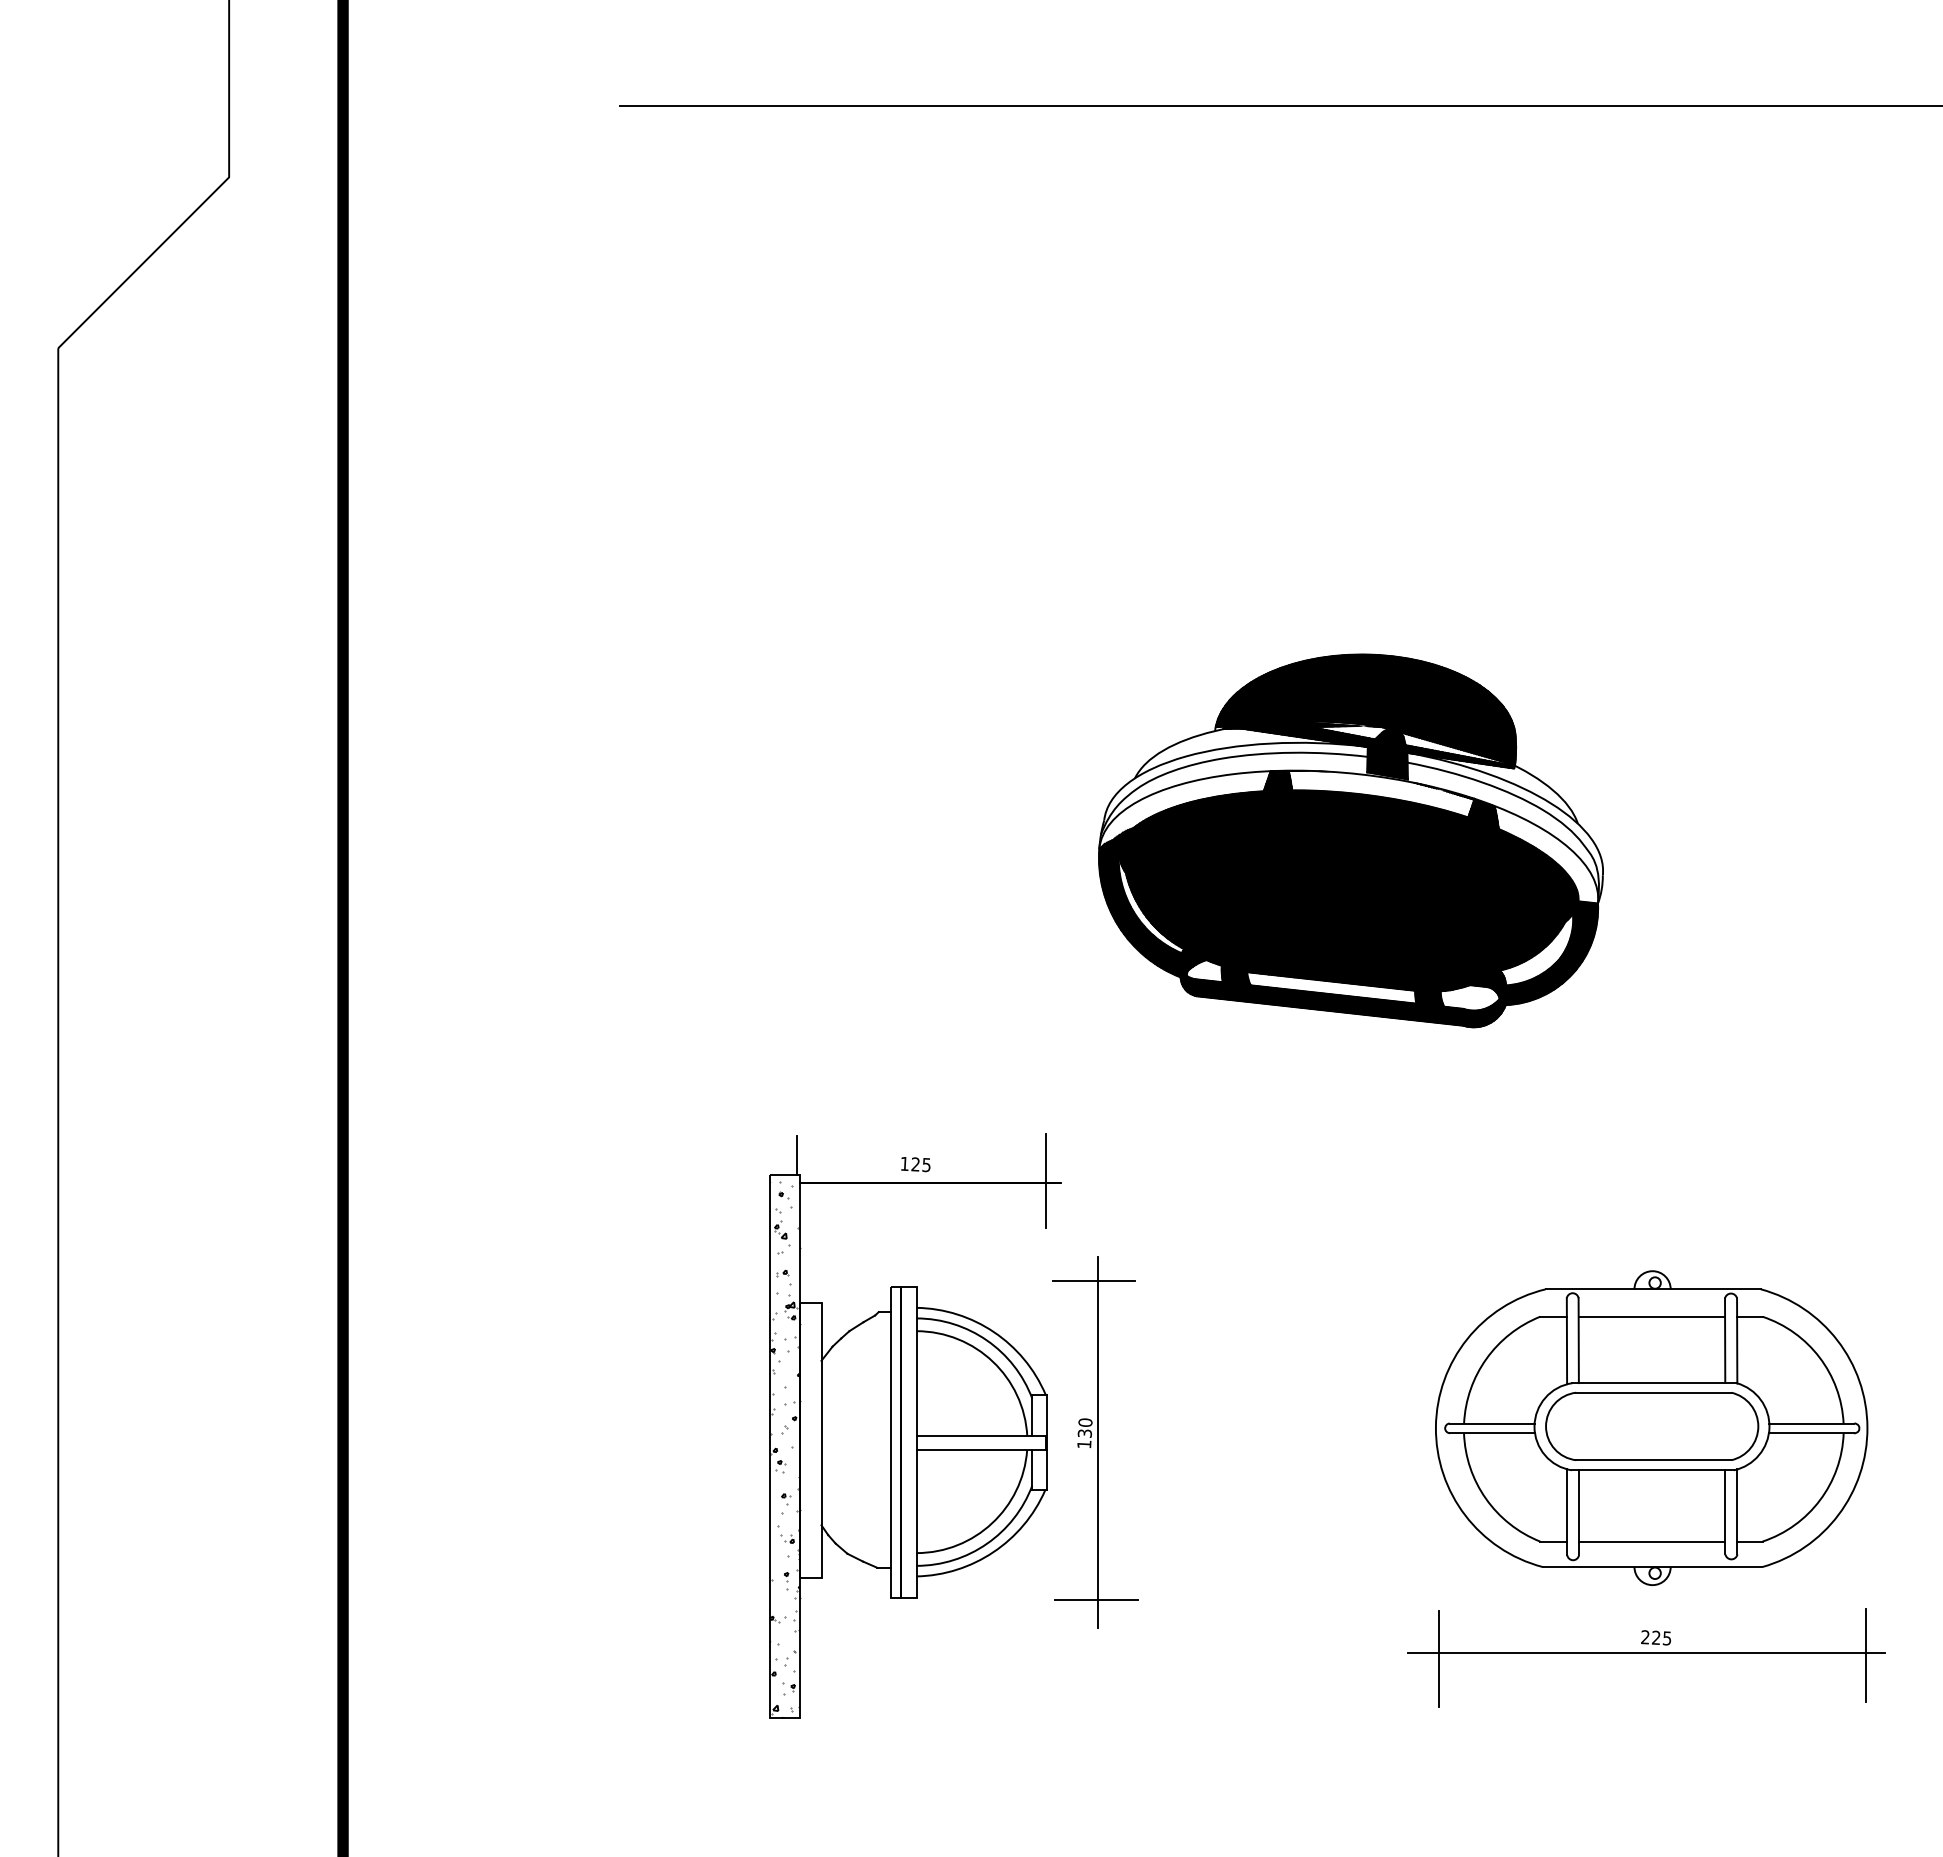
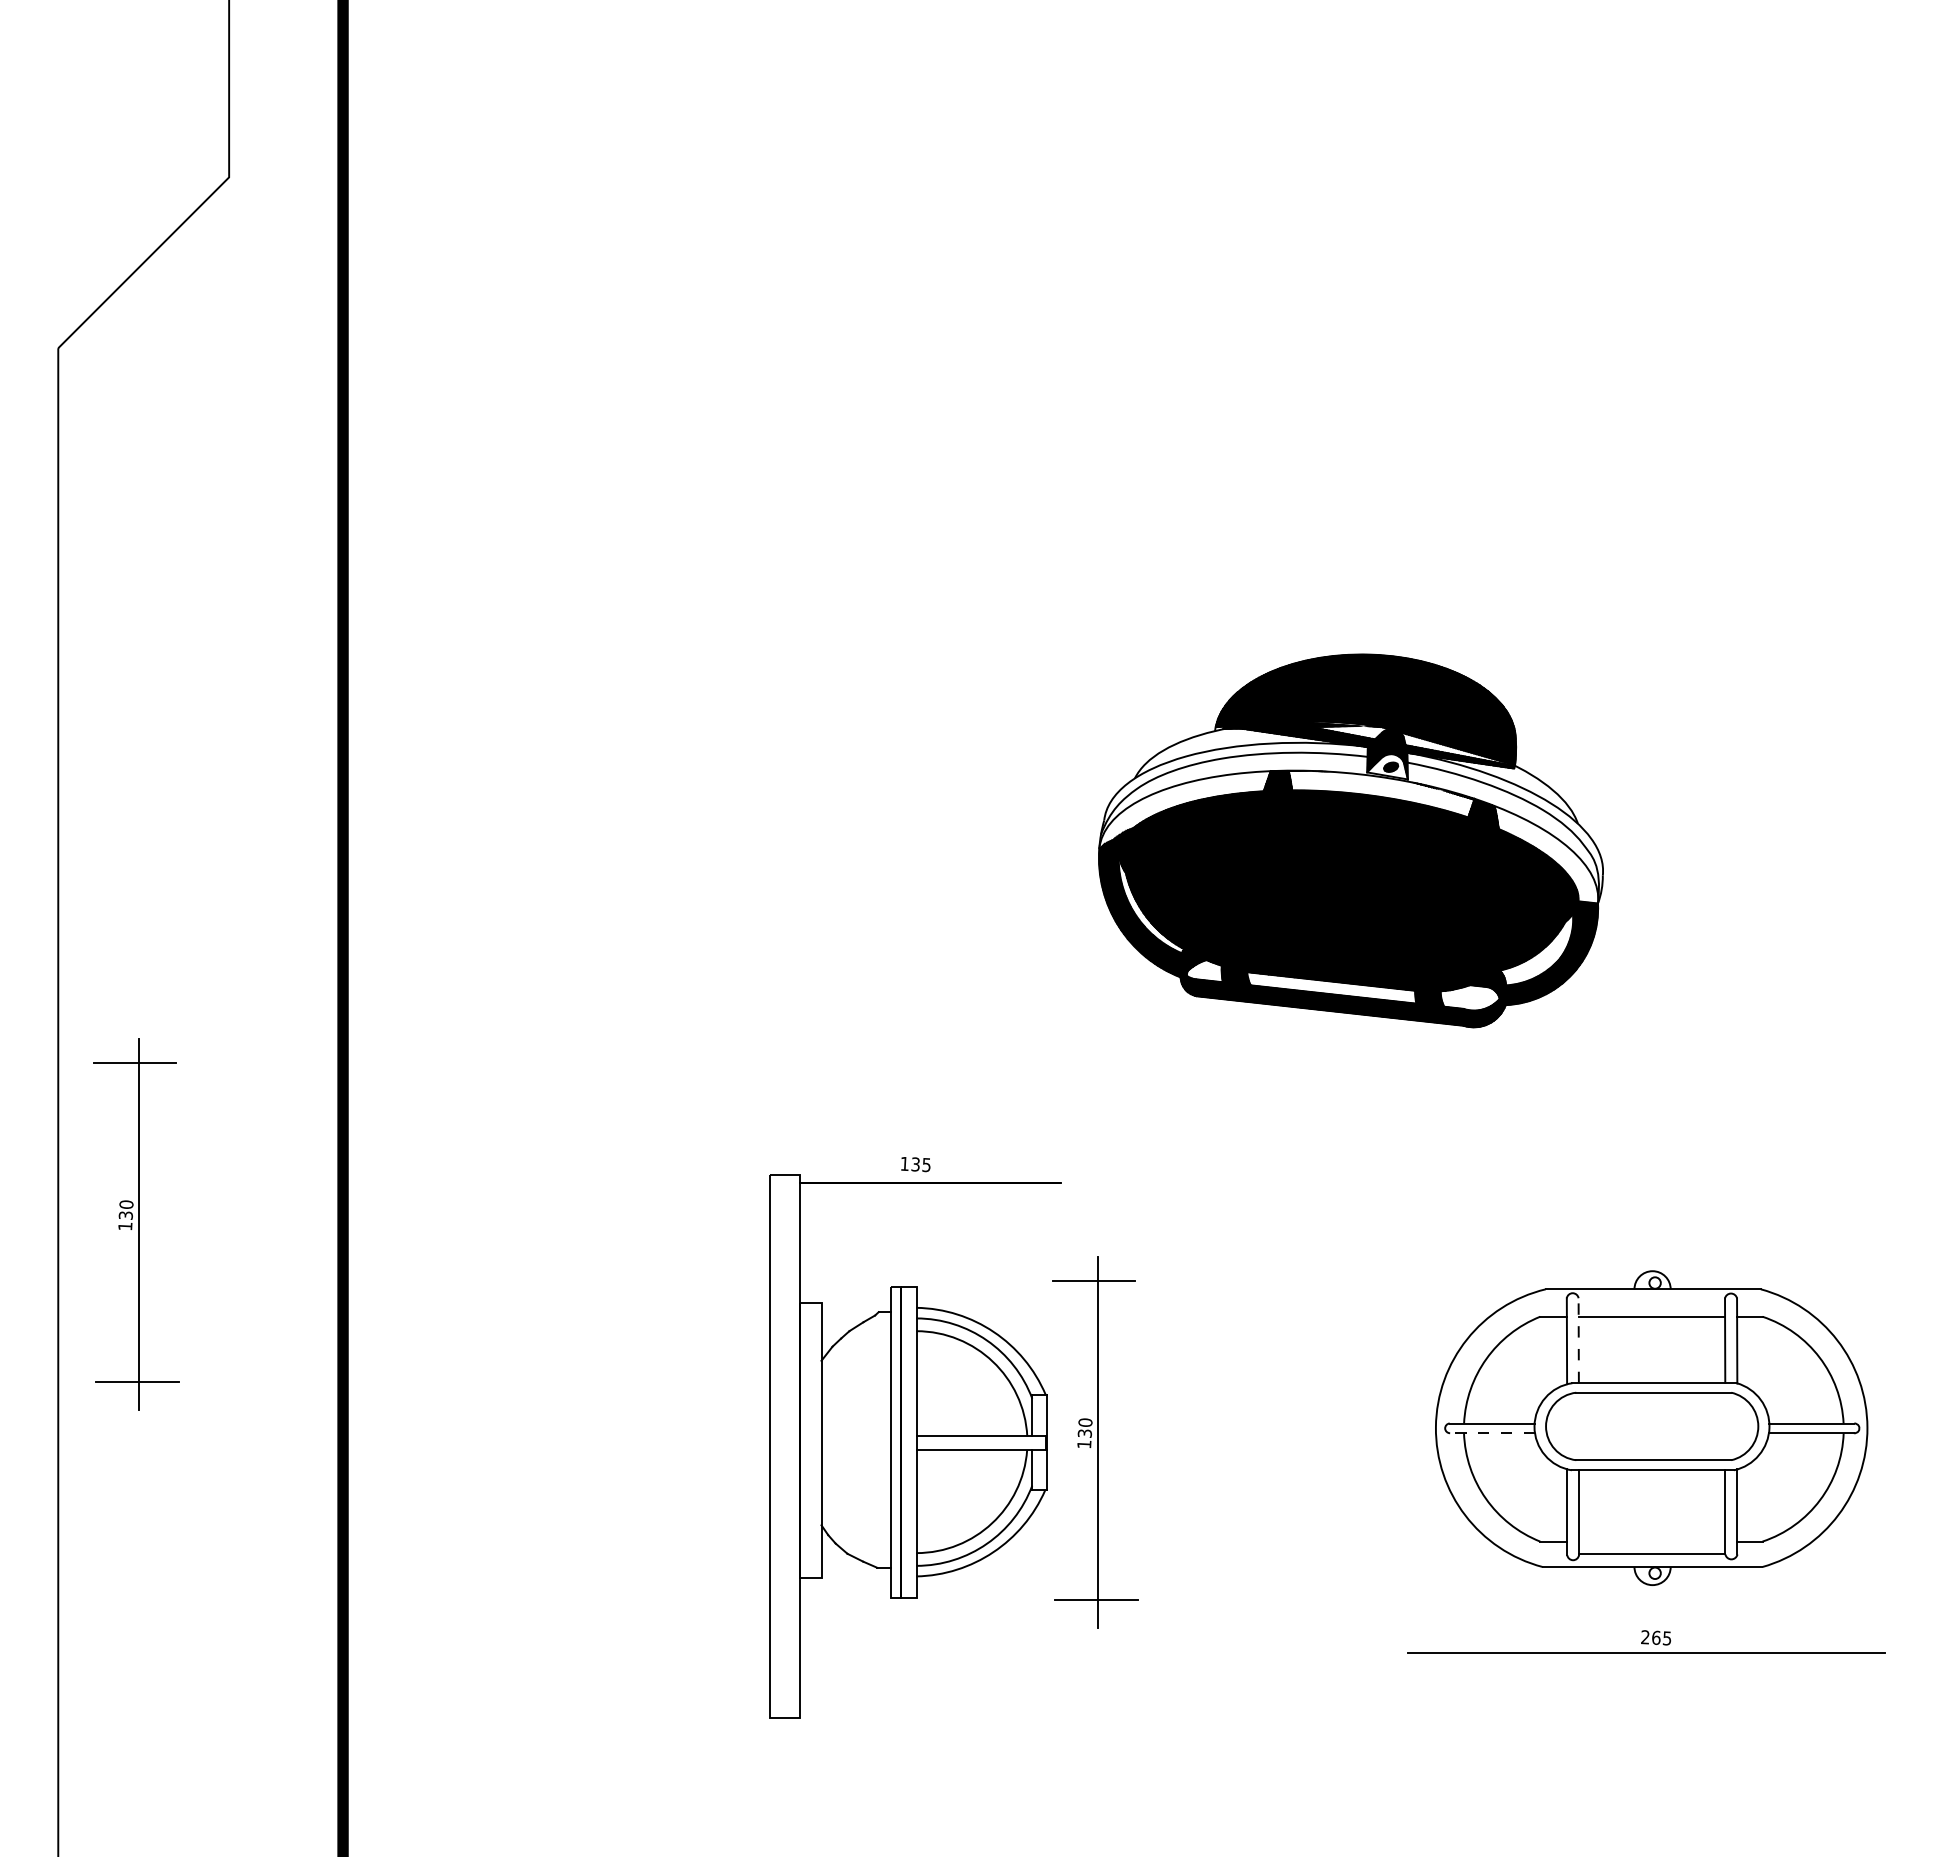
line: present -> none (1279, 105)
hatch: present -> none (1387, 766)
line: present -> none (797, 1154)
text: 125 -> 135 (915, 1164)
line: present -> none (1046, 1181)
part: none -> present (136, 1224)
line: solid -> dashed (1578, 1340)
line: solid -> dashed (1492, 1433)
hatch: present -> none (785, 1450)
line position: (1652, 1541) -> (1652, 1553) (1652, 1553)
text: 225 -> 265 (1656, 1637)
line: present -> none (1866, 1655)
line: present -> none (1438, 1658)
